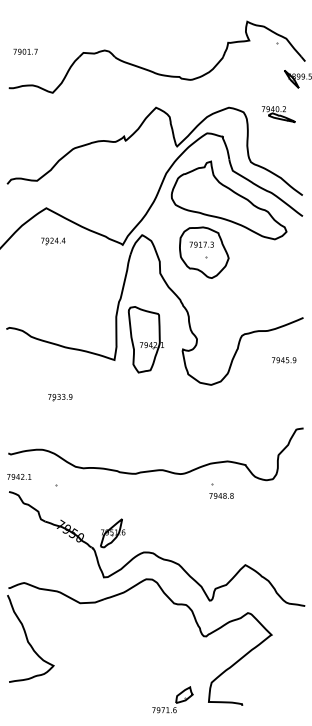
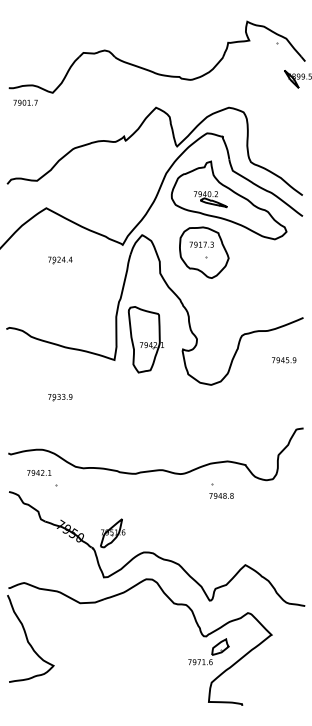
text position: (25, 51) -> (25, 102) (25, 102)
part position: (278, 114) -> (210, 199) (210, 199)
part position: (53, 241) -> (60, 260) (60, 260)
text position: (19, 476) -> (39, 472) (39, 472)
part position: (172, 699) -> (208, 651) (208, 651)
